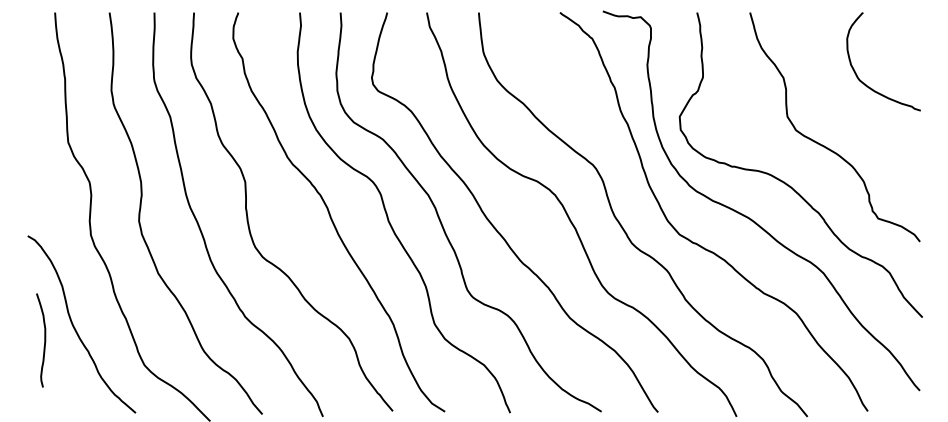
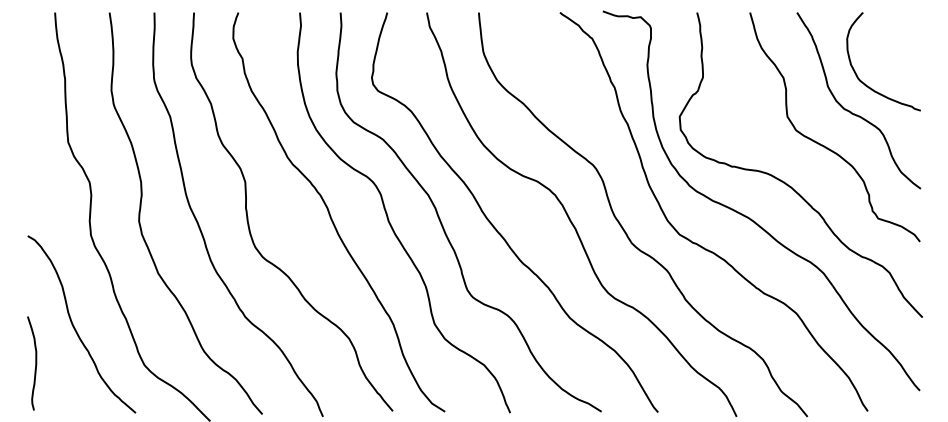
curve: none -> present (851, 111)
curve position: (44, 340) -> (35, 363) (35, 363)
